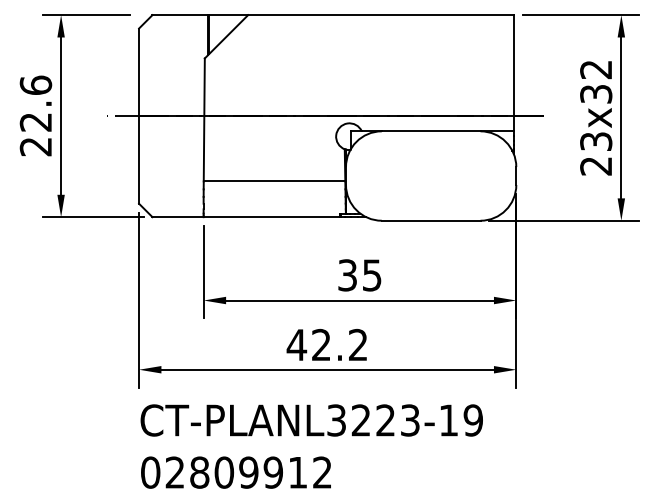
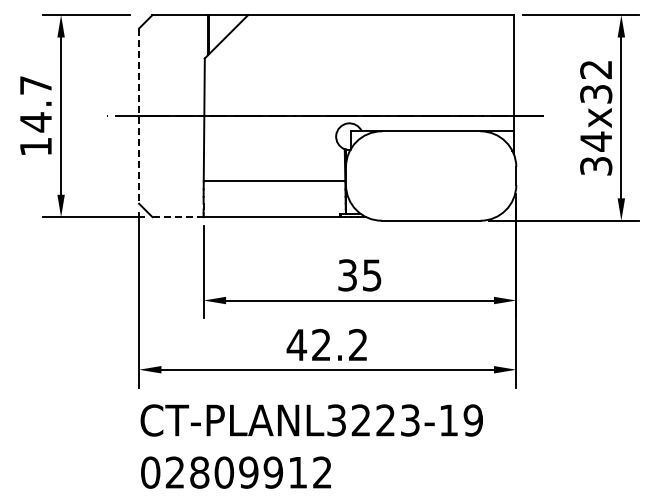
text: 22.6 -> 14.7 (35, 115)
line: solid -> dashed (139, 116)
text: 23x32 -> 34x32 (596, 153)
line: solid -> dashed (178, 217)
